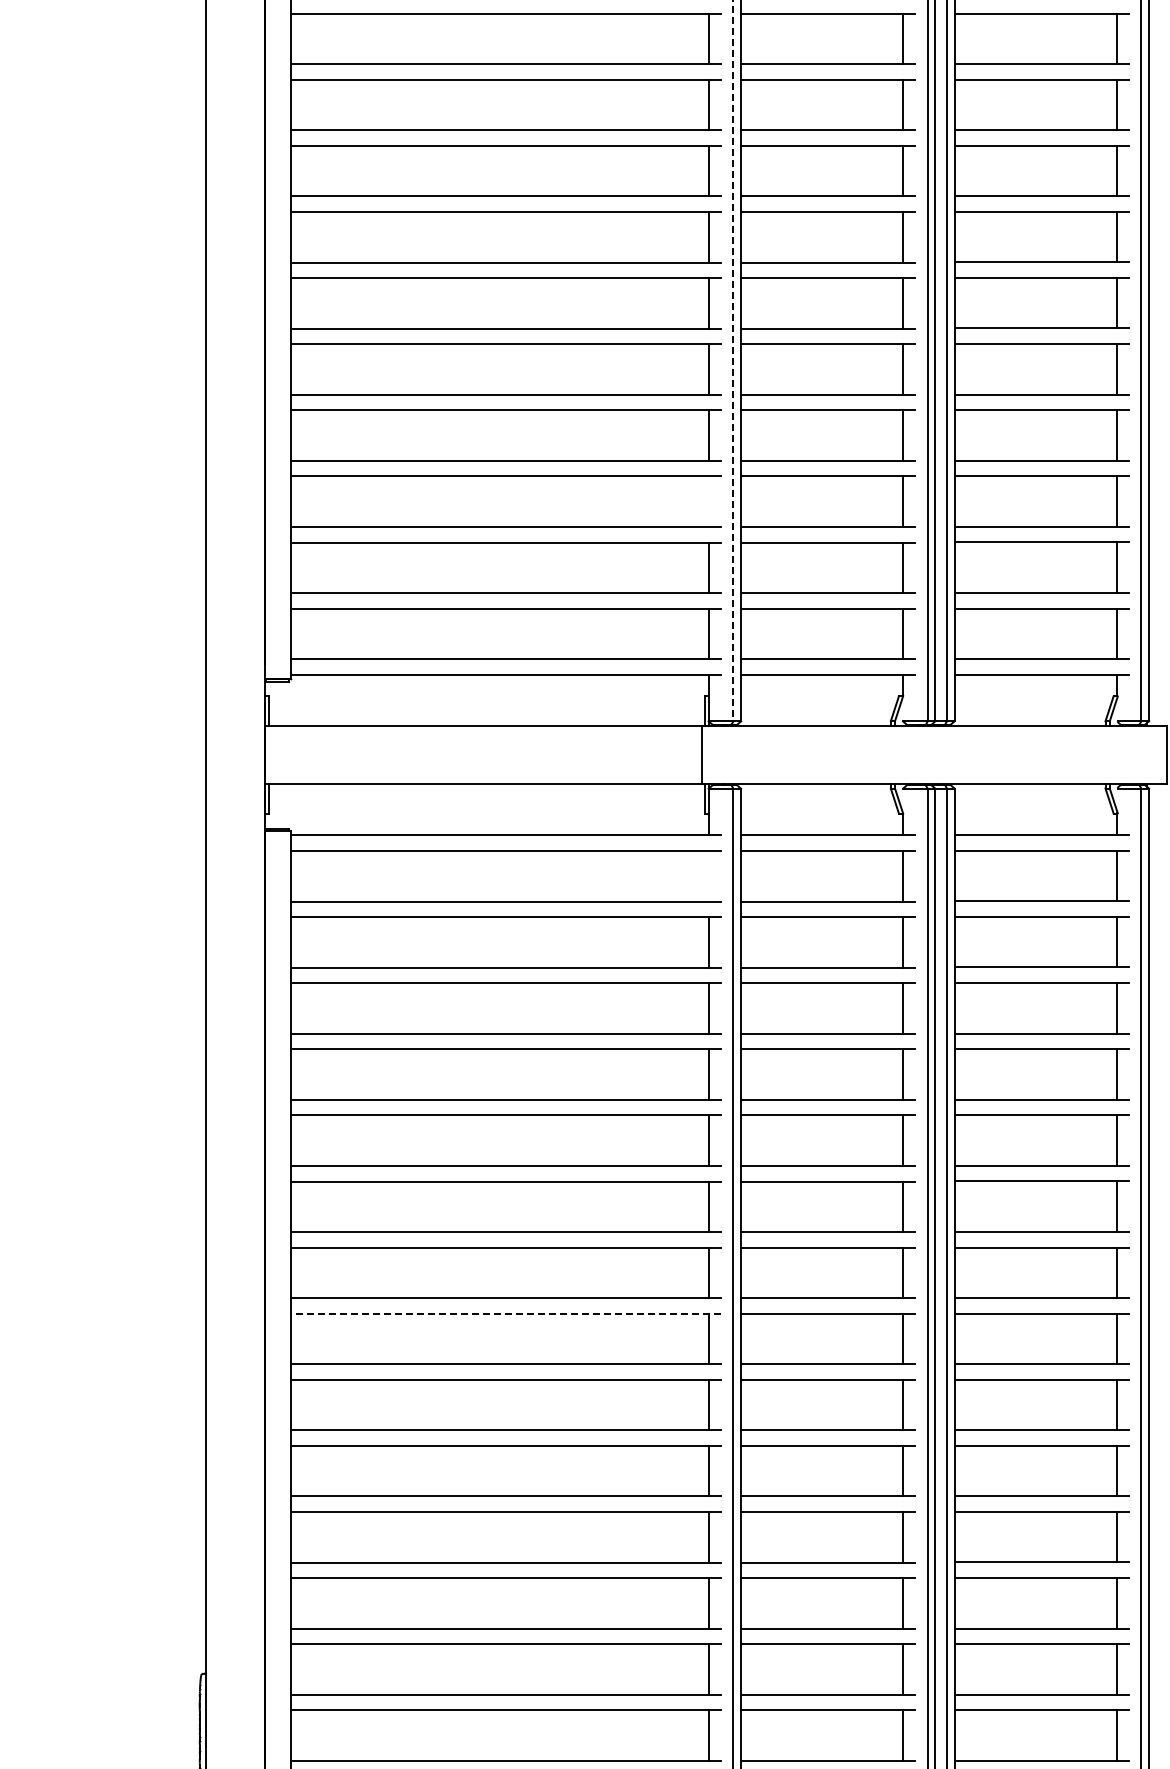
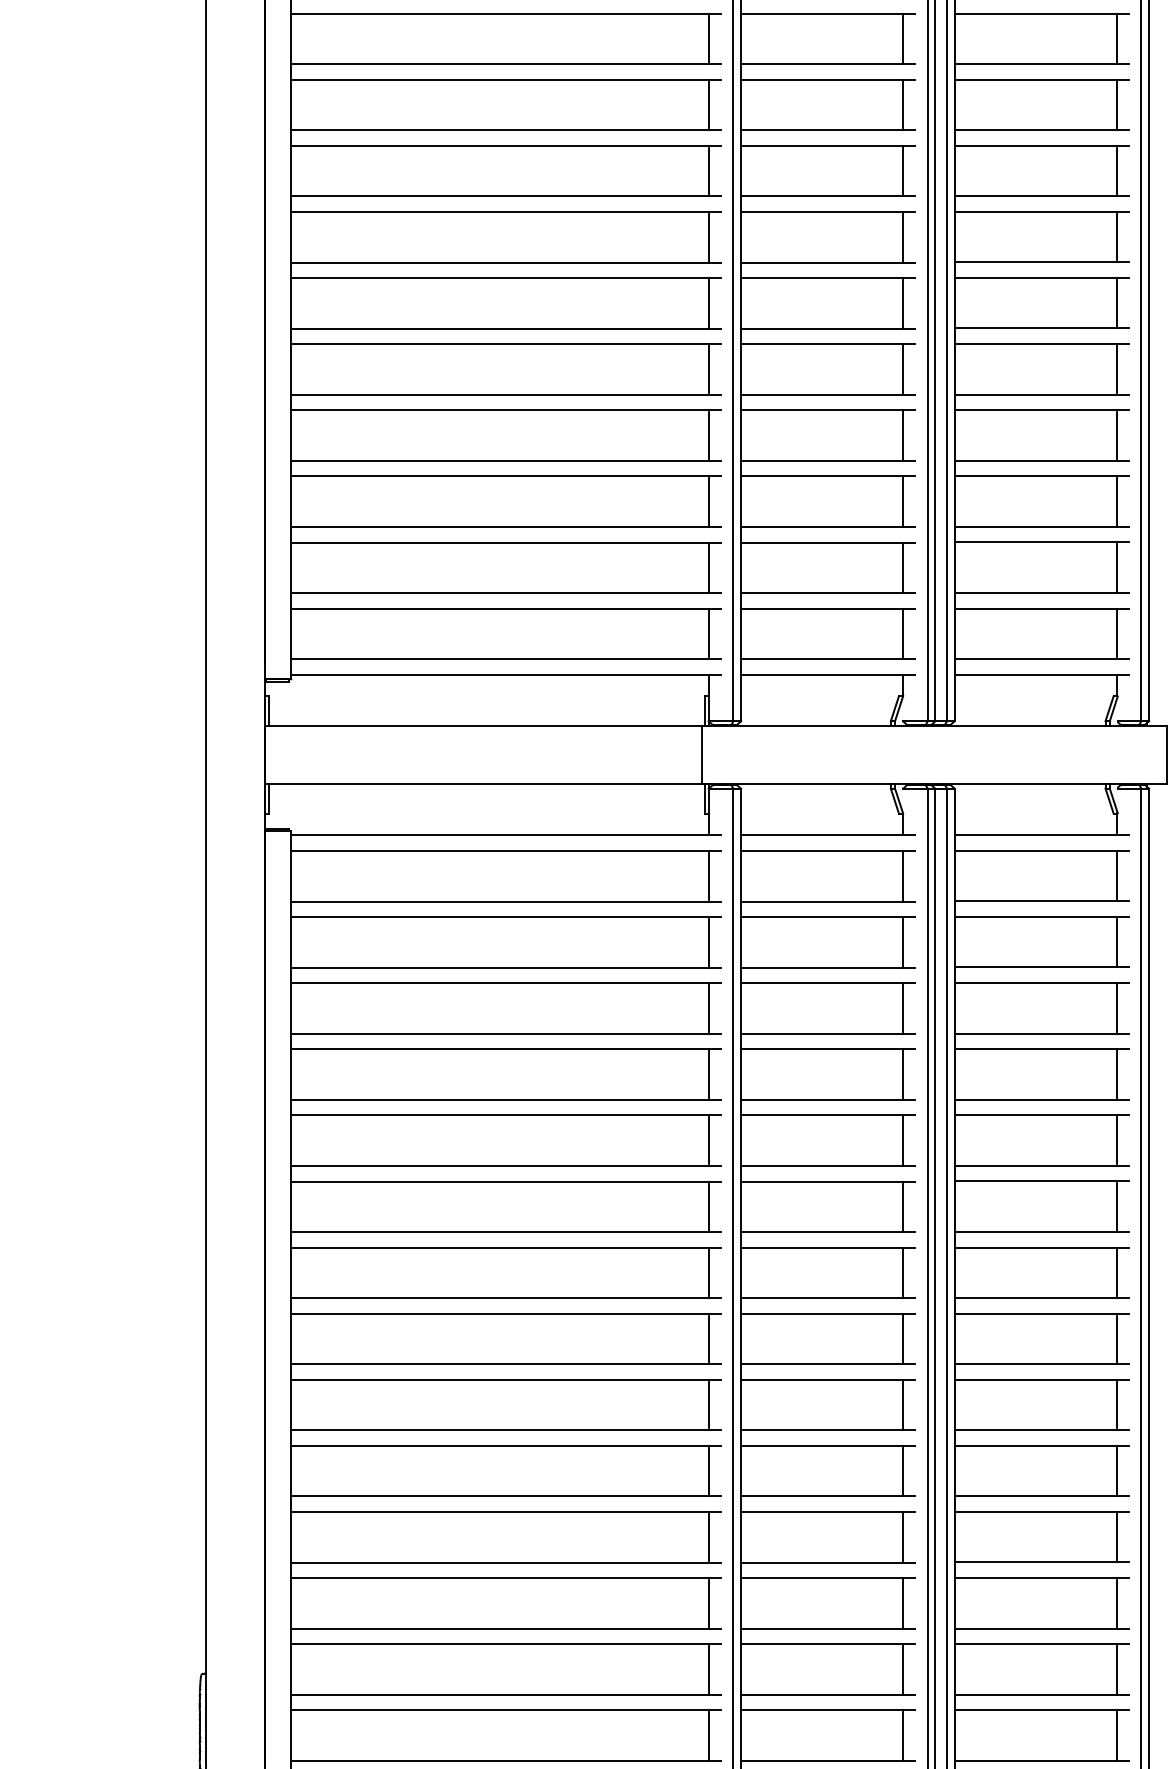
line: dashed -> solid (733, 361)
line: none -> present (708, 501)
line: none -> present (708, 876)
line: dashed -> solid (505, 1313)
